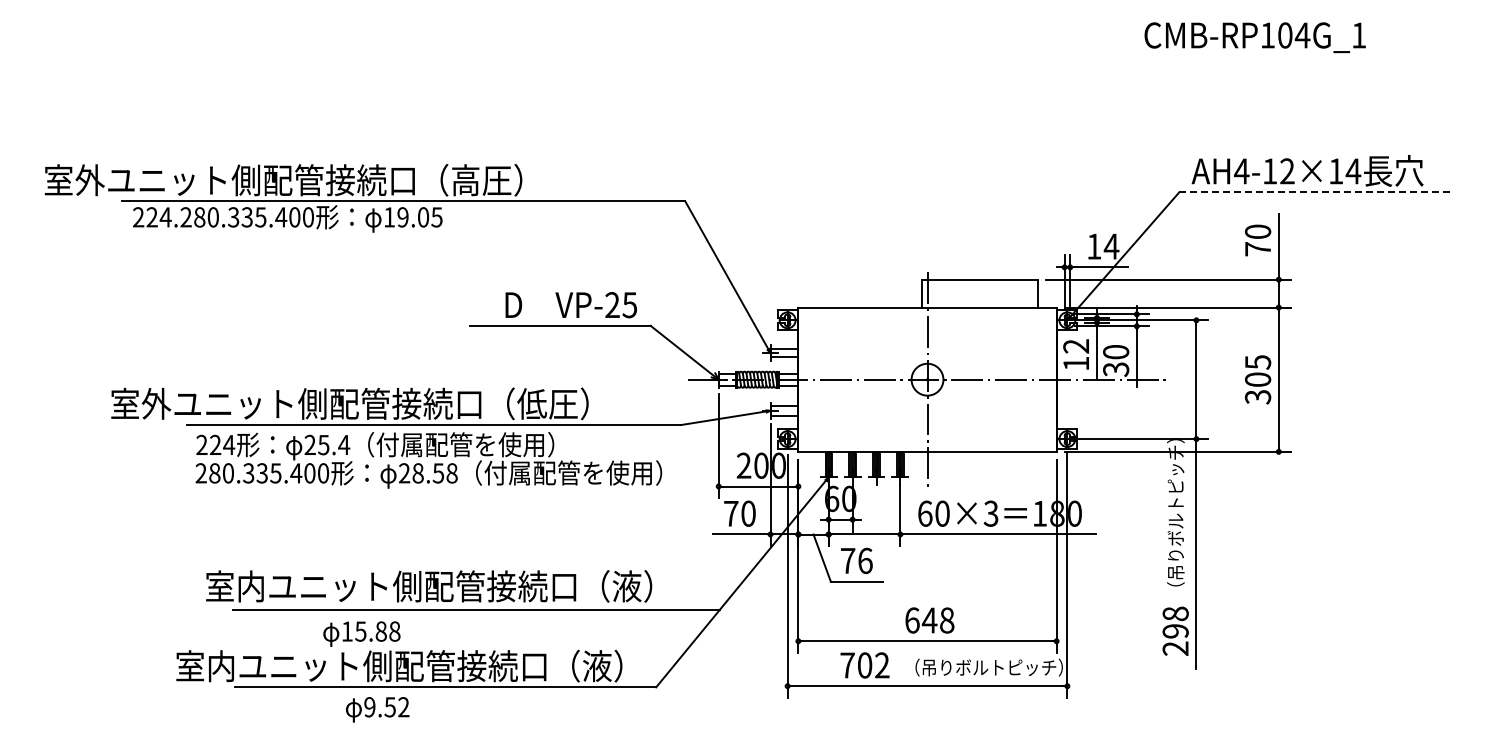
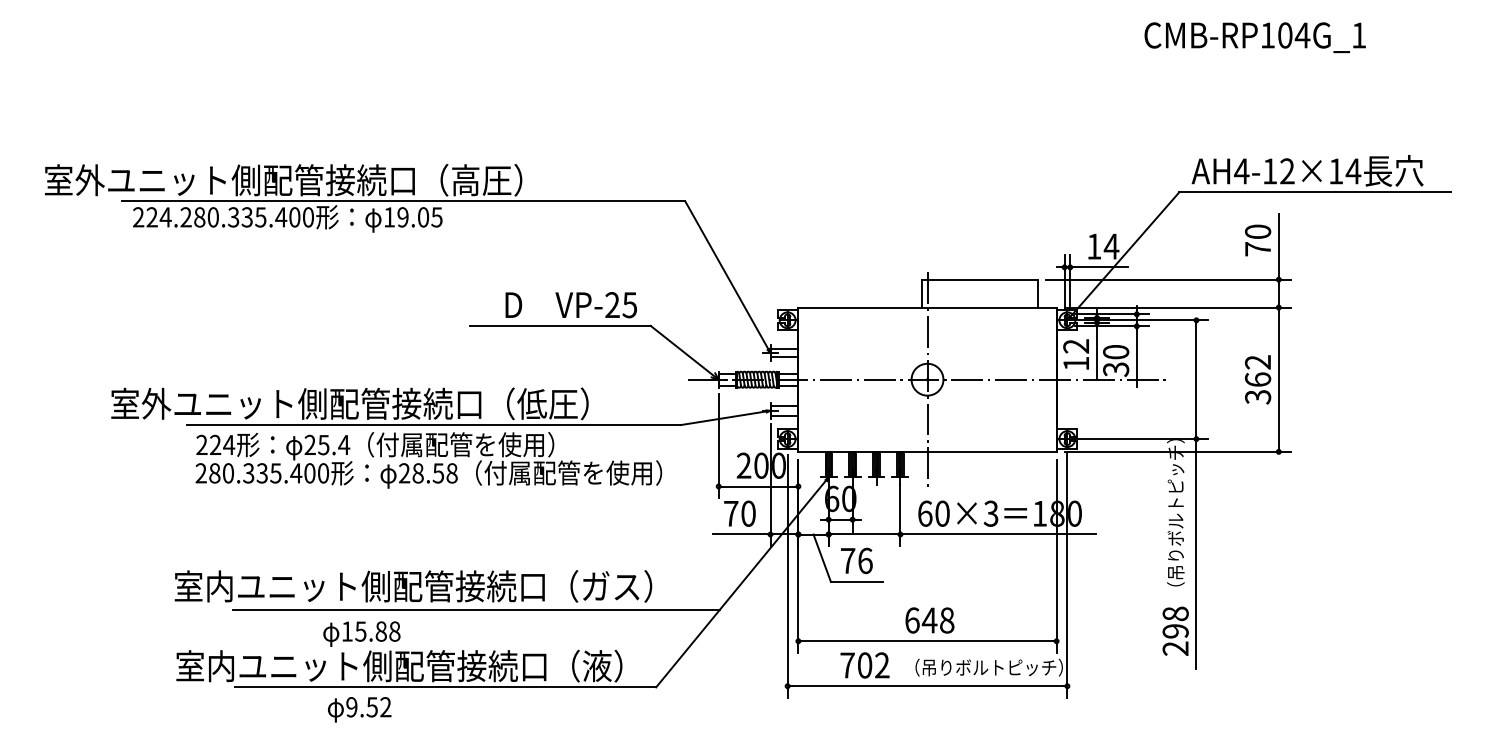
line: dashed -> solid (1315, 192)
text: 305 -> 362 (1258, 370)
text: 室内ユニット側配管接続口（液） -> 室内ユニット側配管接続口（ガス） (407, 586)
text position: (377, 709) -> (359, 709) (359, 709)
